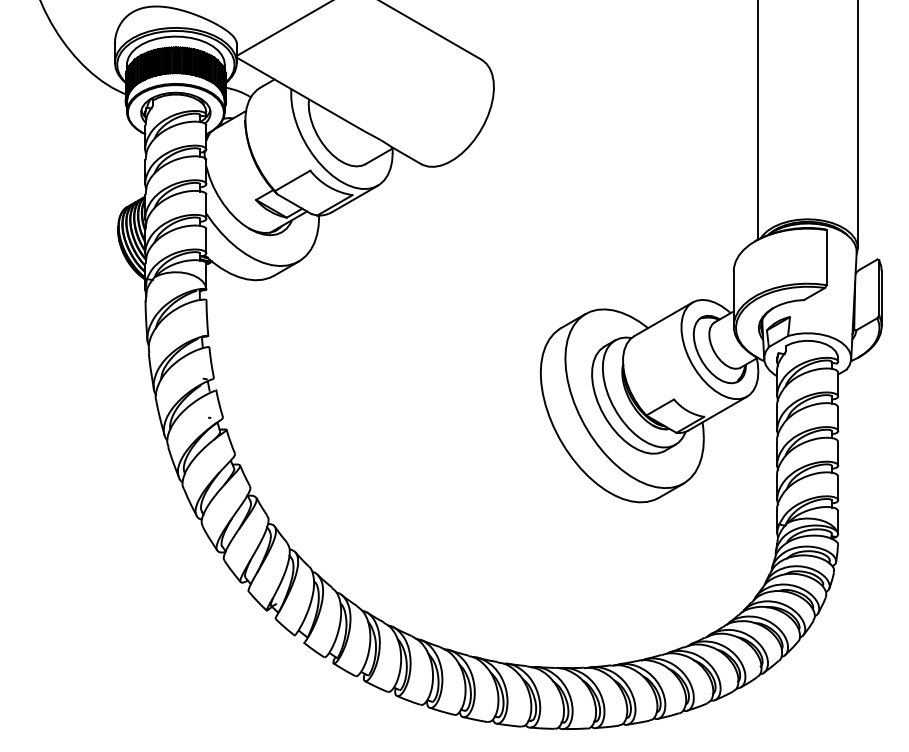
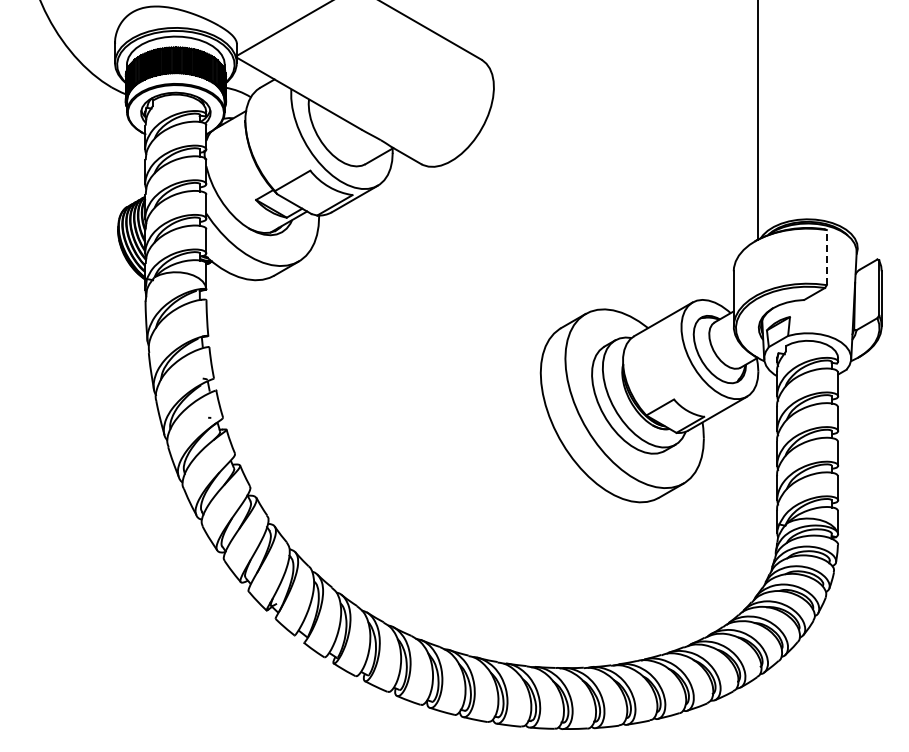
line: present -> none (857, 125)
line: solid -> dashed (826, 257)
